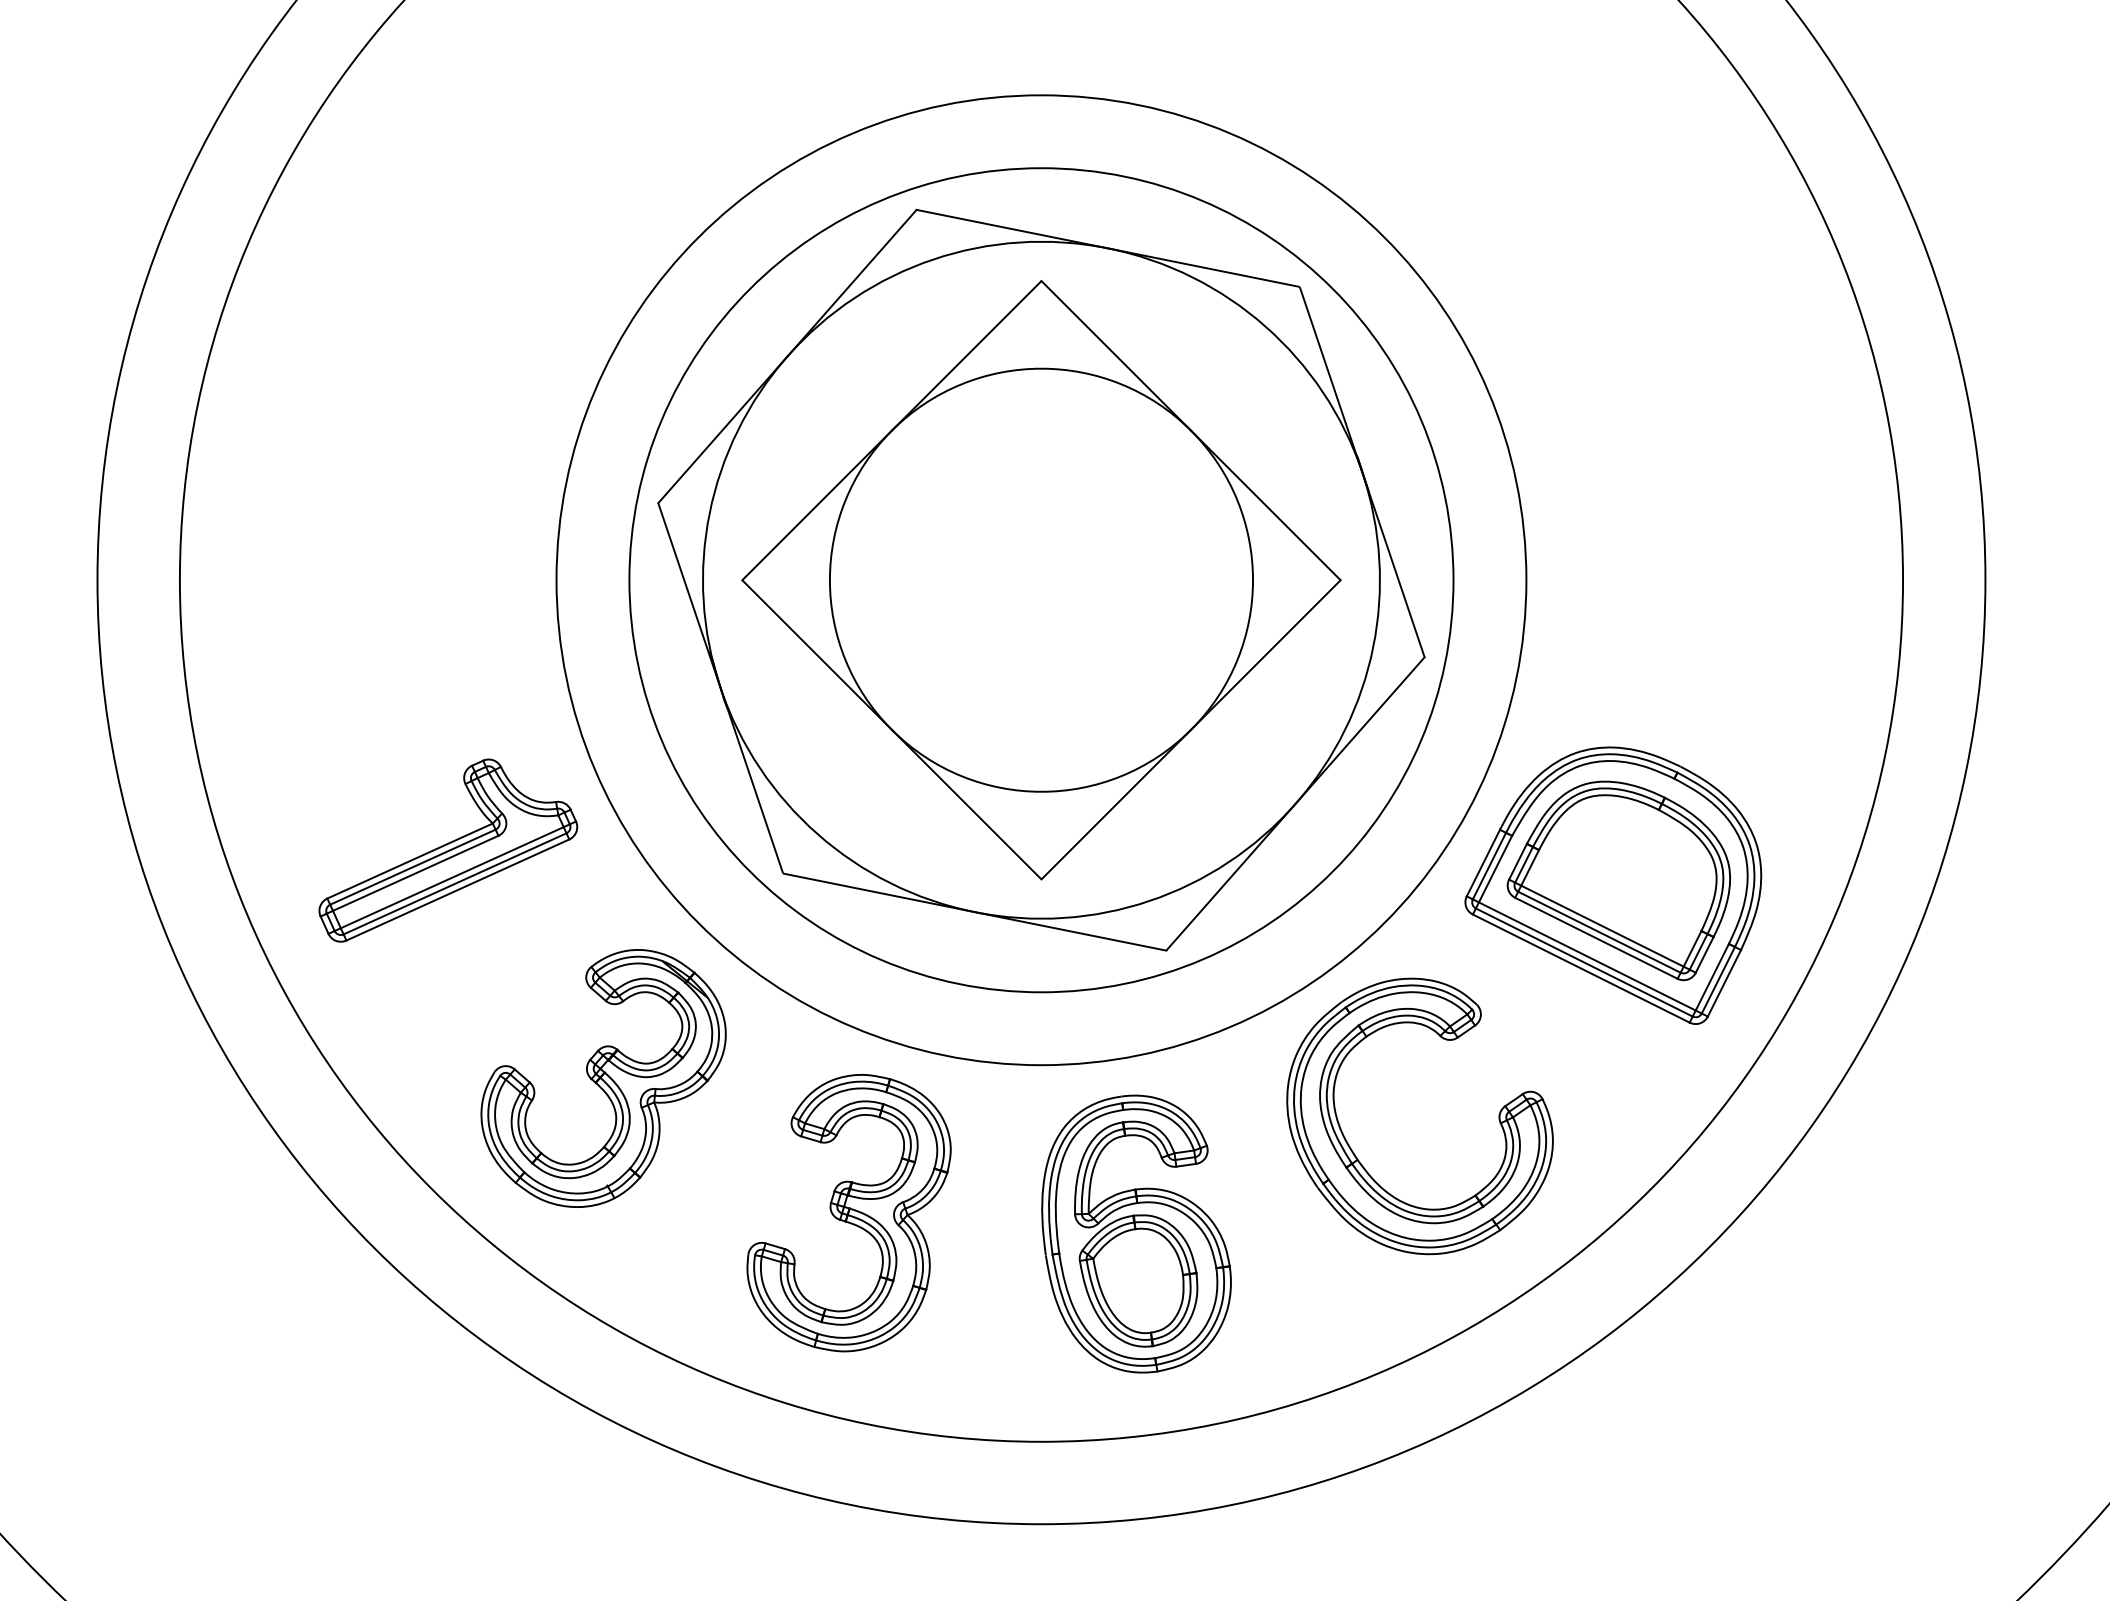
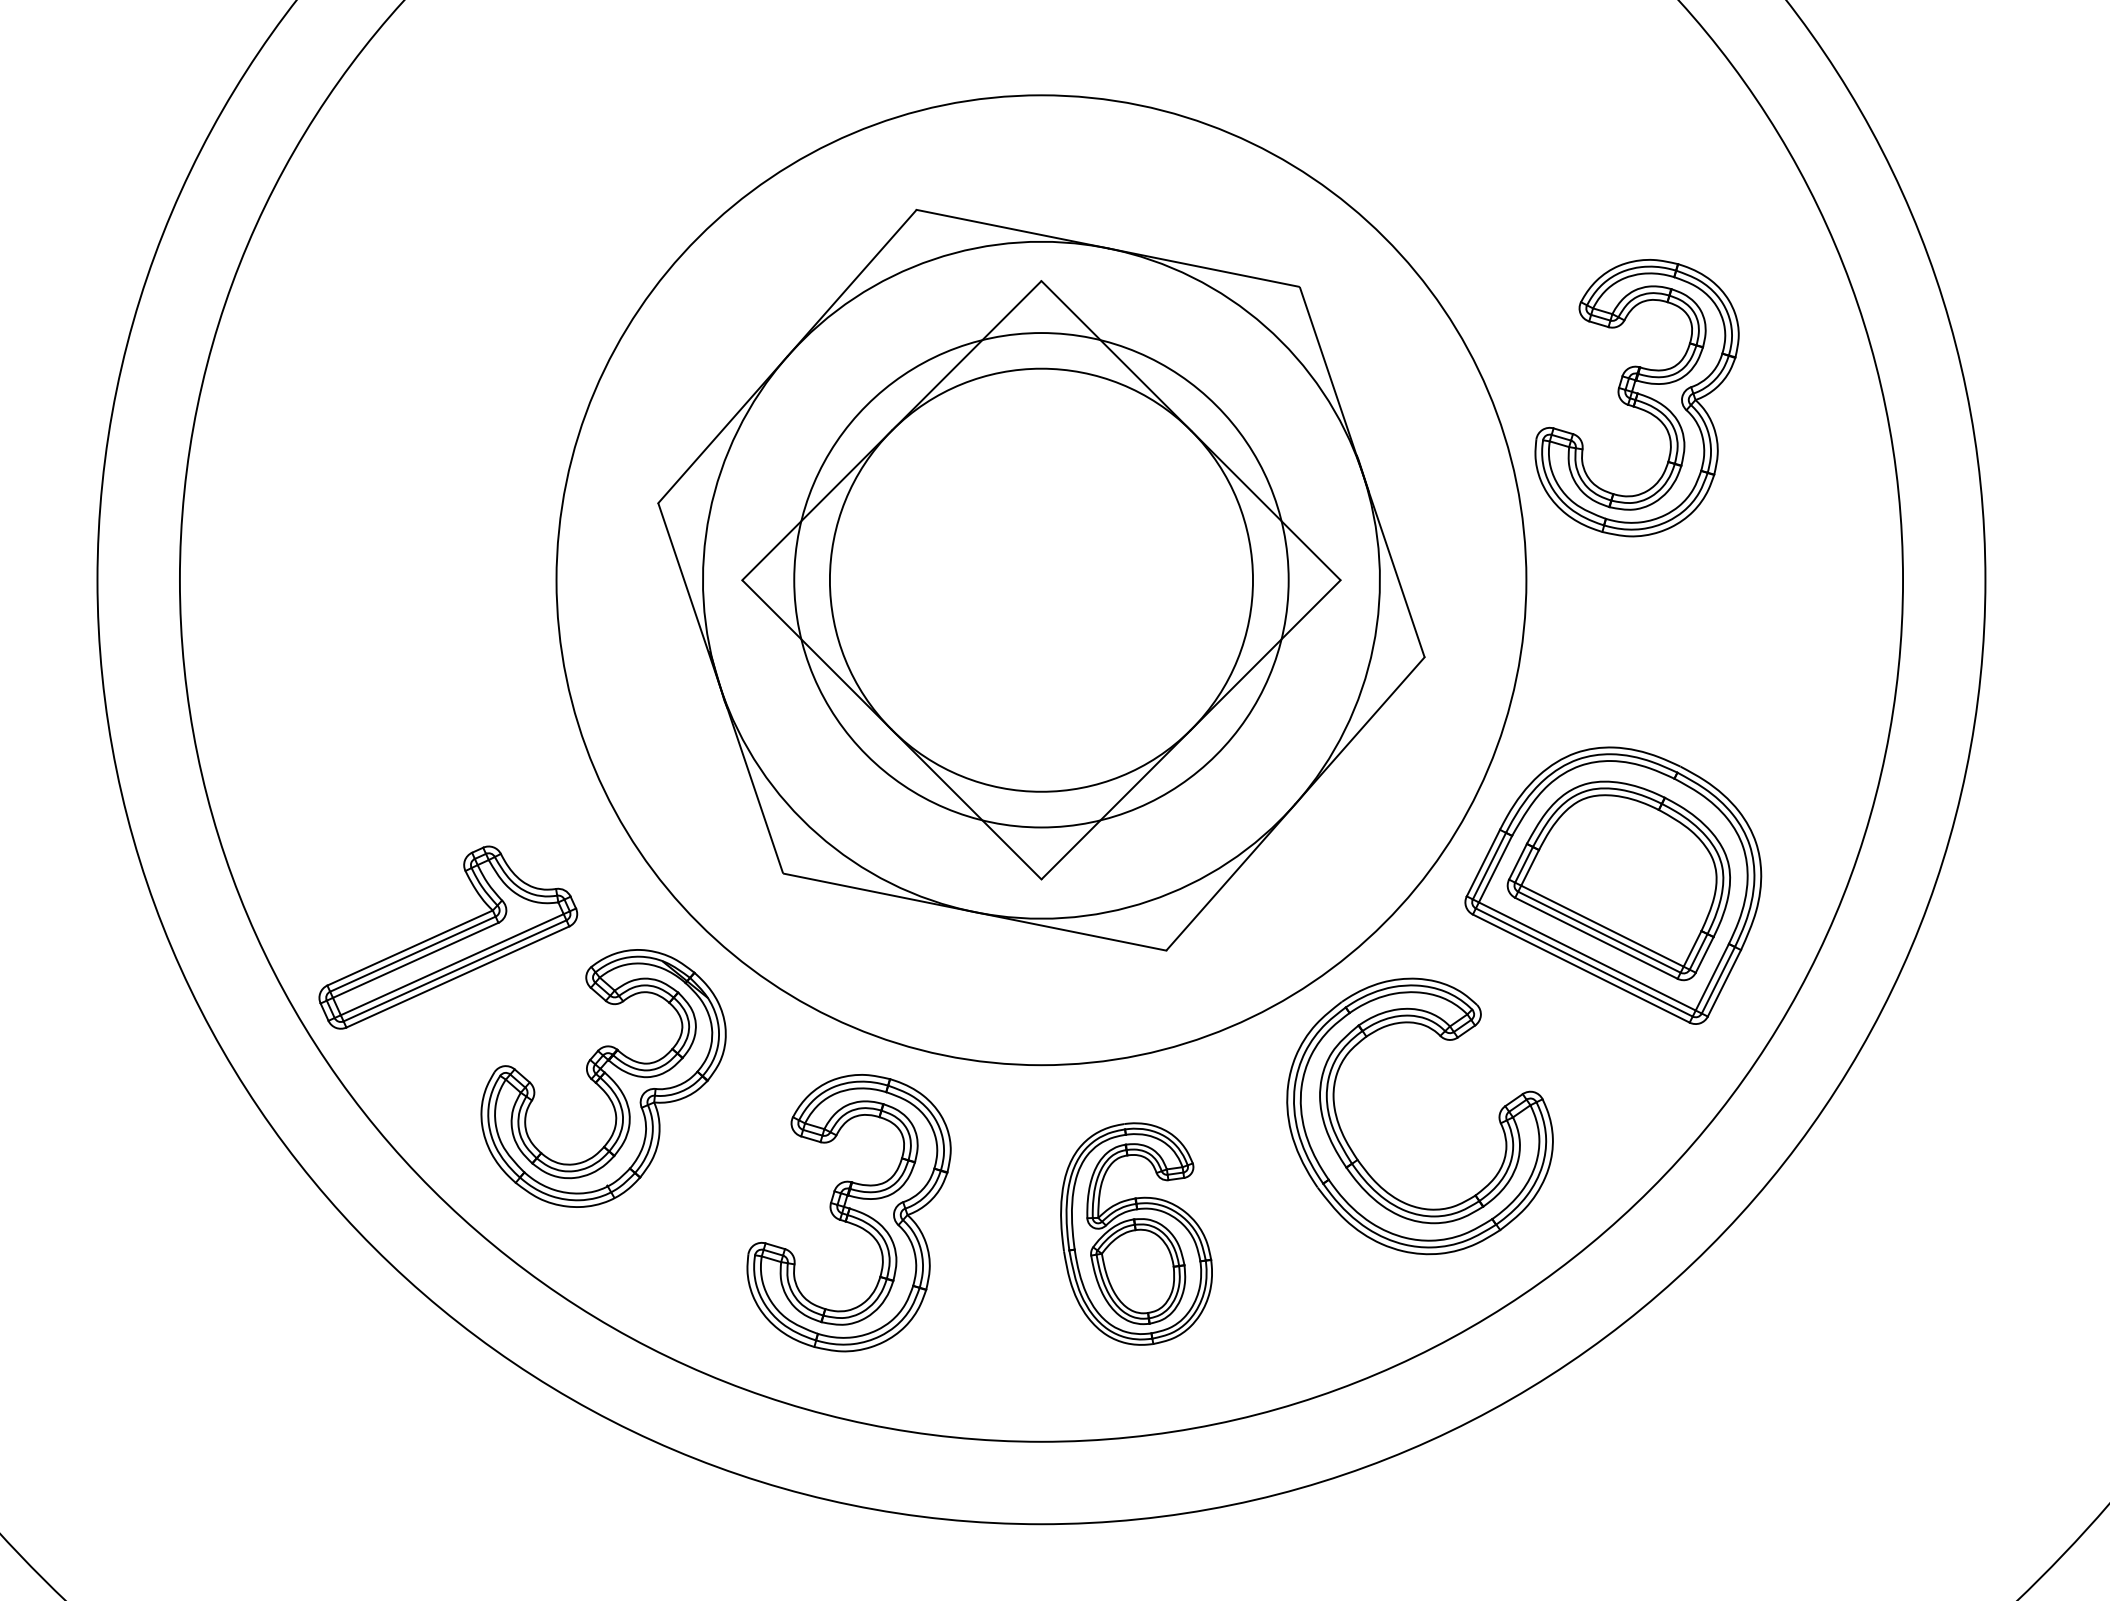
part: none -> present (1636, 398)
circle diameter: 824 px -> 494 px (1041, 580)
part position: (448, 850) -> (448, 937) (448, 937)
part size: 191x280 px -> 153x224 px (1136, 1233)
